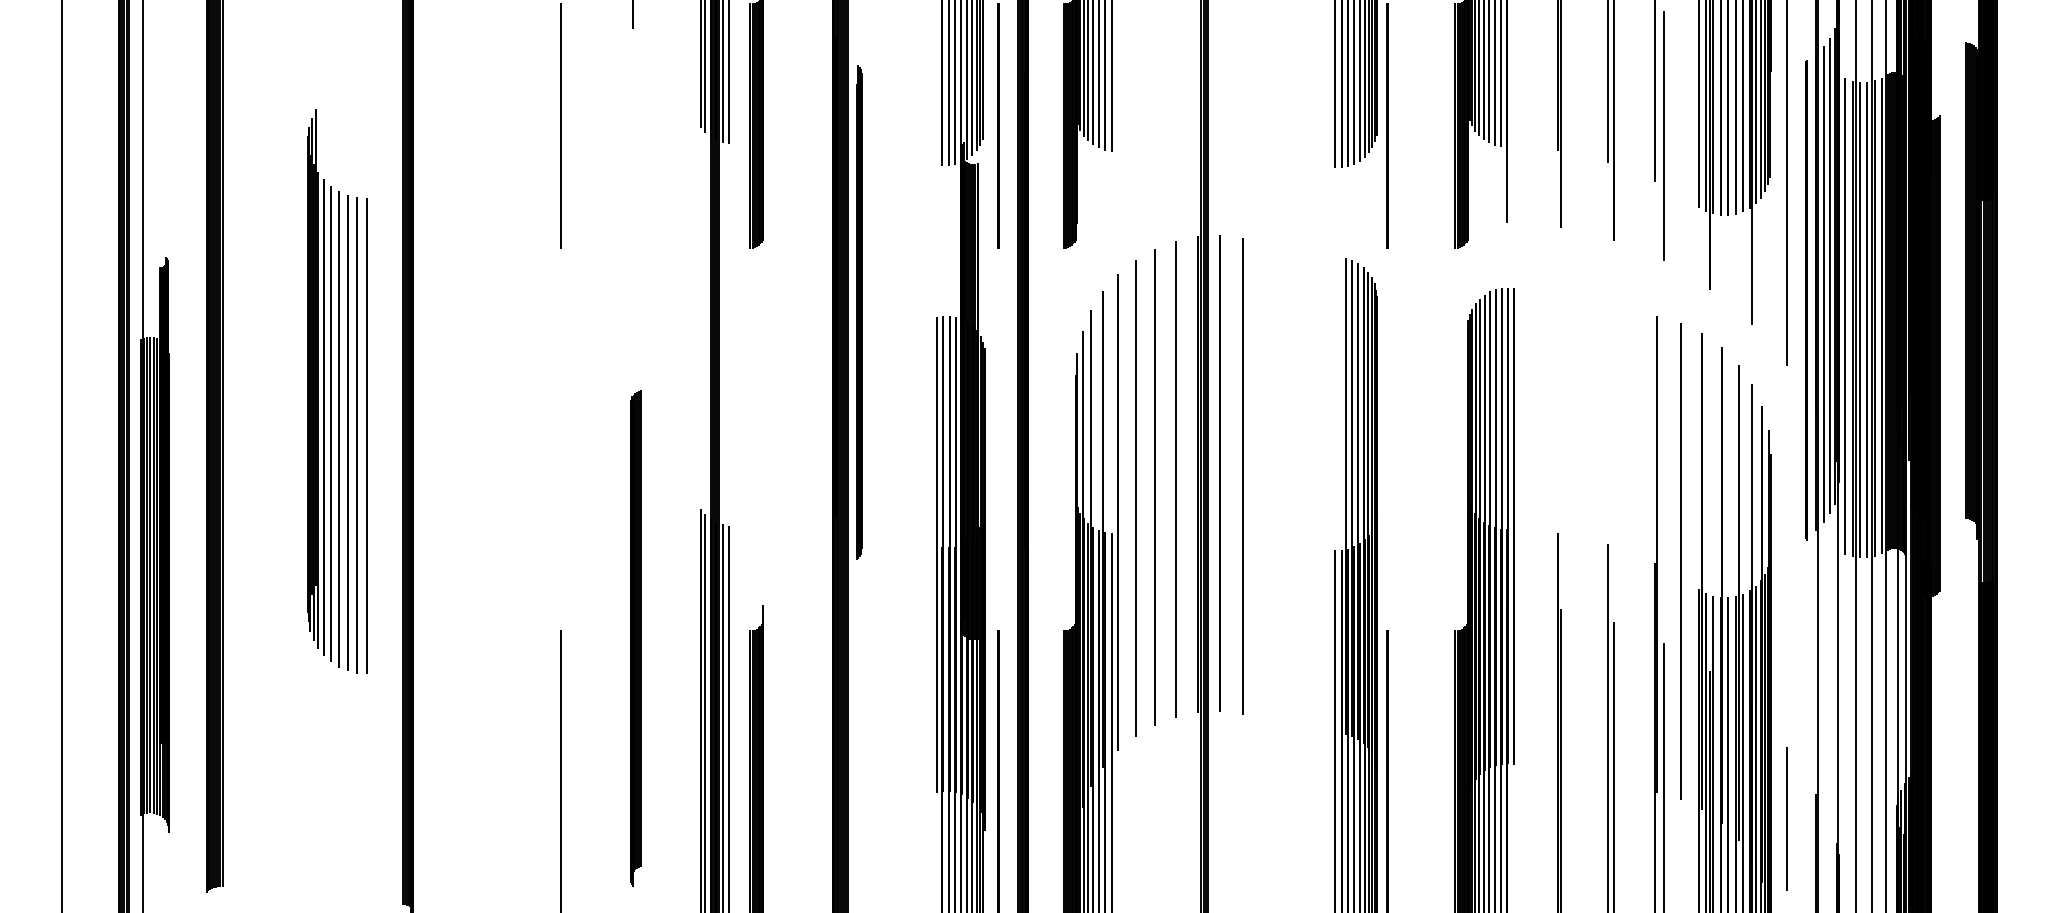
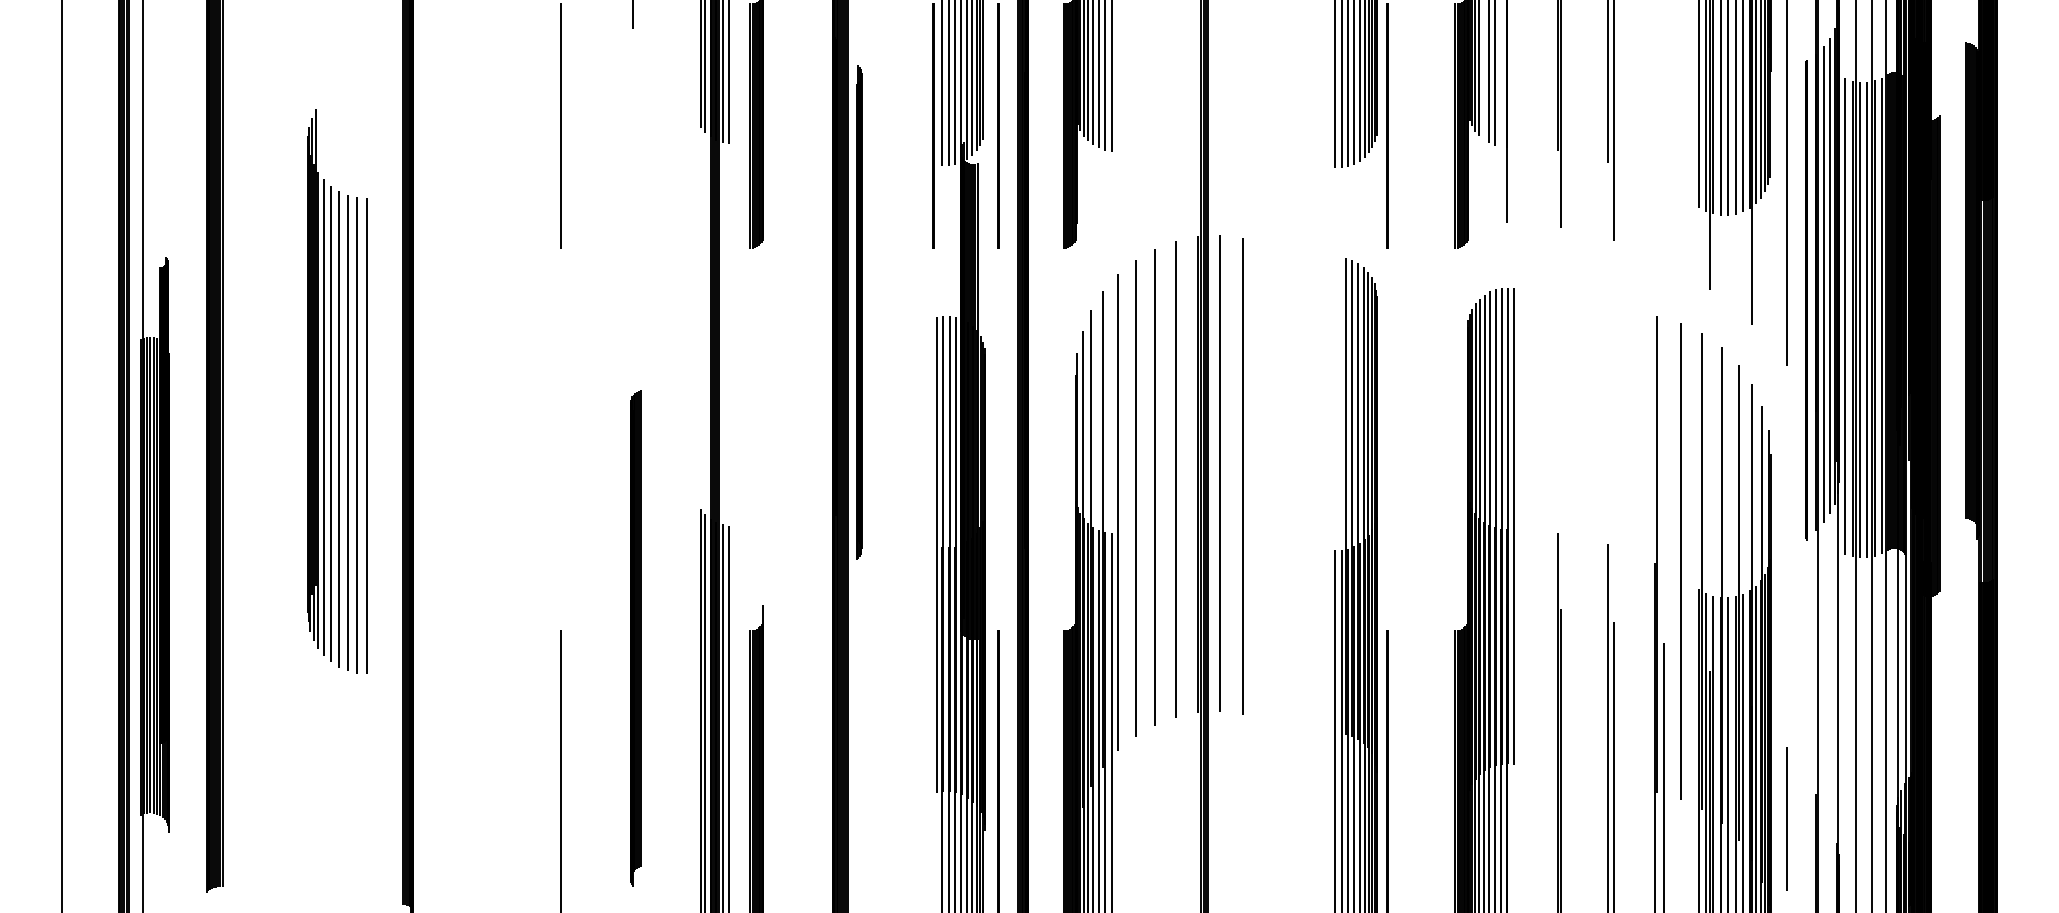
line: present -> none (1484, 71)
line: present -> none (1500, 74)
line: present -> none (1655, 91)
line: none -> present (933, 125)
line: present -> none (1663, 135)
